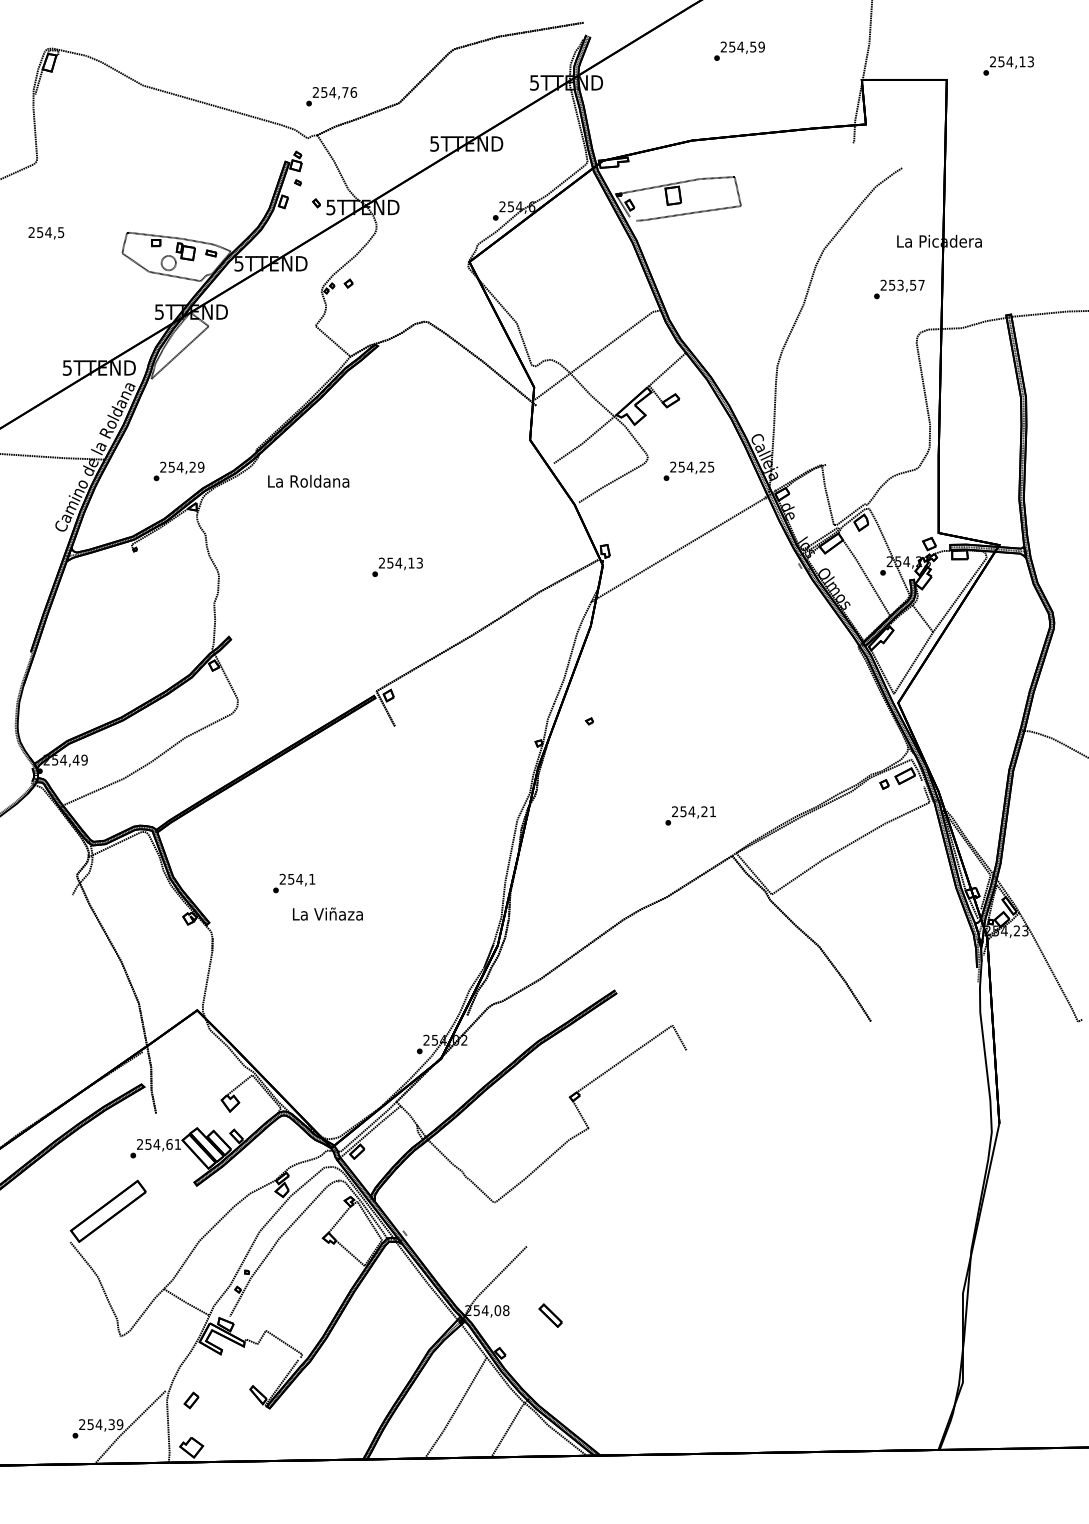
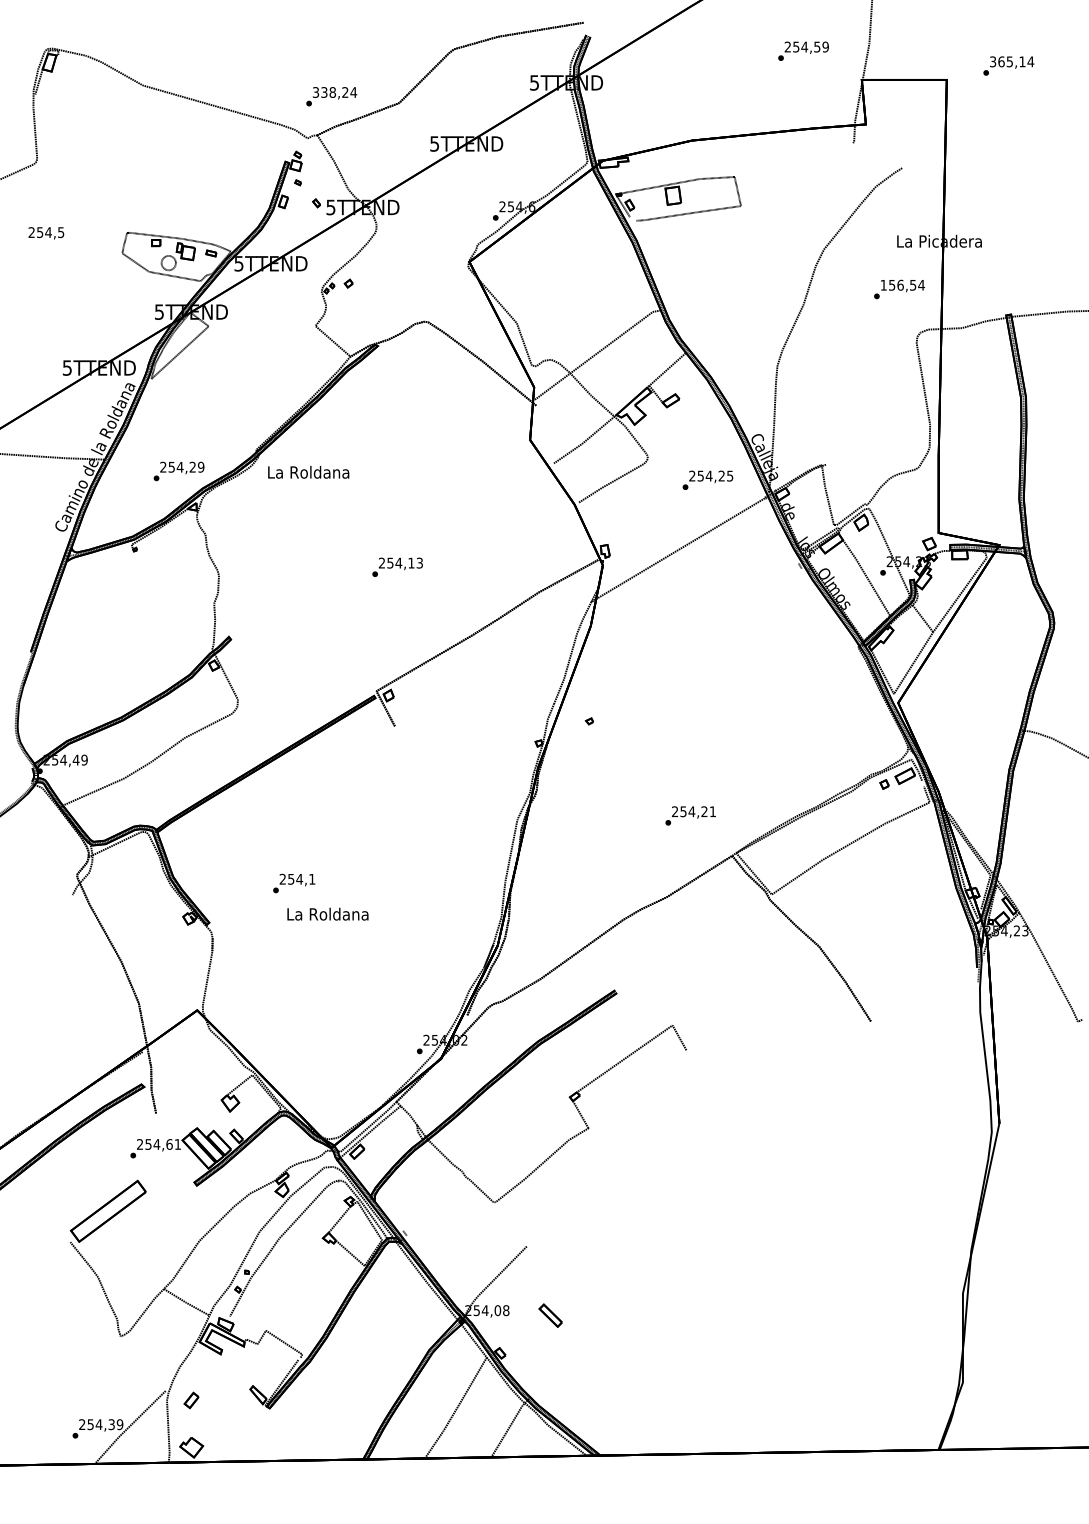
text position: (739, 50) -> (803, 50) (803, 50)
text: 254,13 -> 365,14 (1012, 61)
text: 254,76 -> 338,24 (334, 92)
text: 253,57 -> 156,54 (902, 284)
text position: (688, 470) -> (707, 479) (707, 479)
text position: (308, 480) -> (308, 471) (308, 471)
text: La Viñaza -> La Roldana (327, 913)
